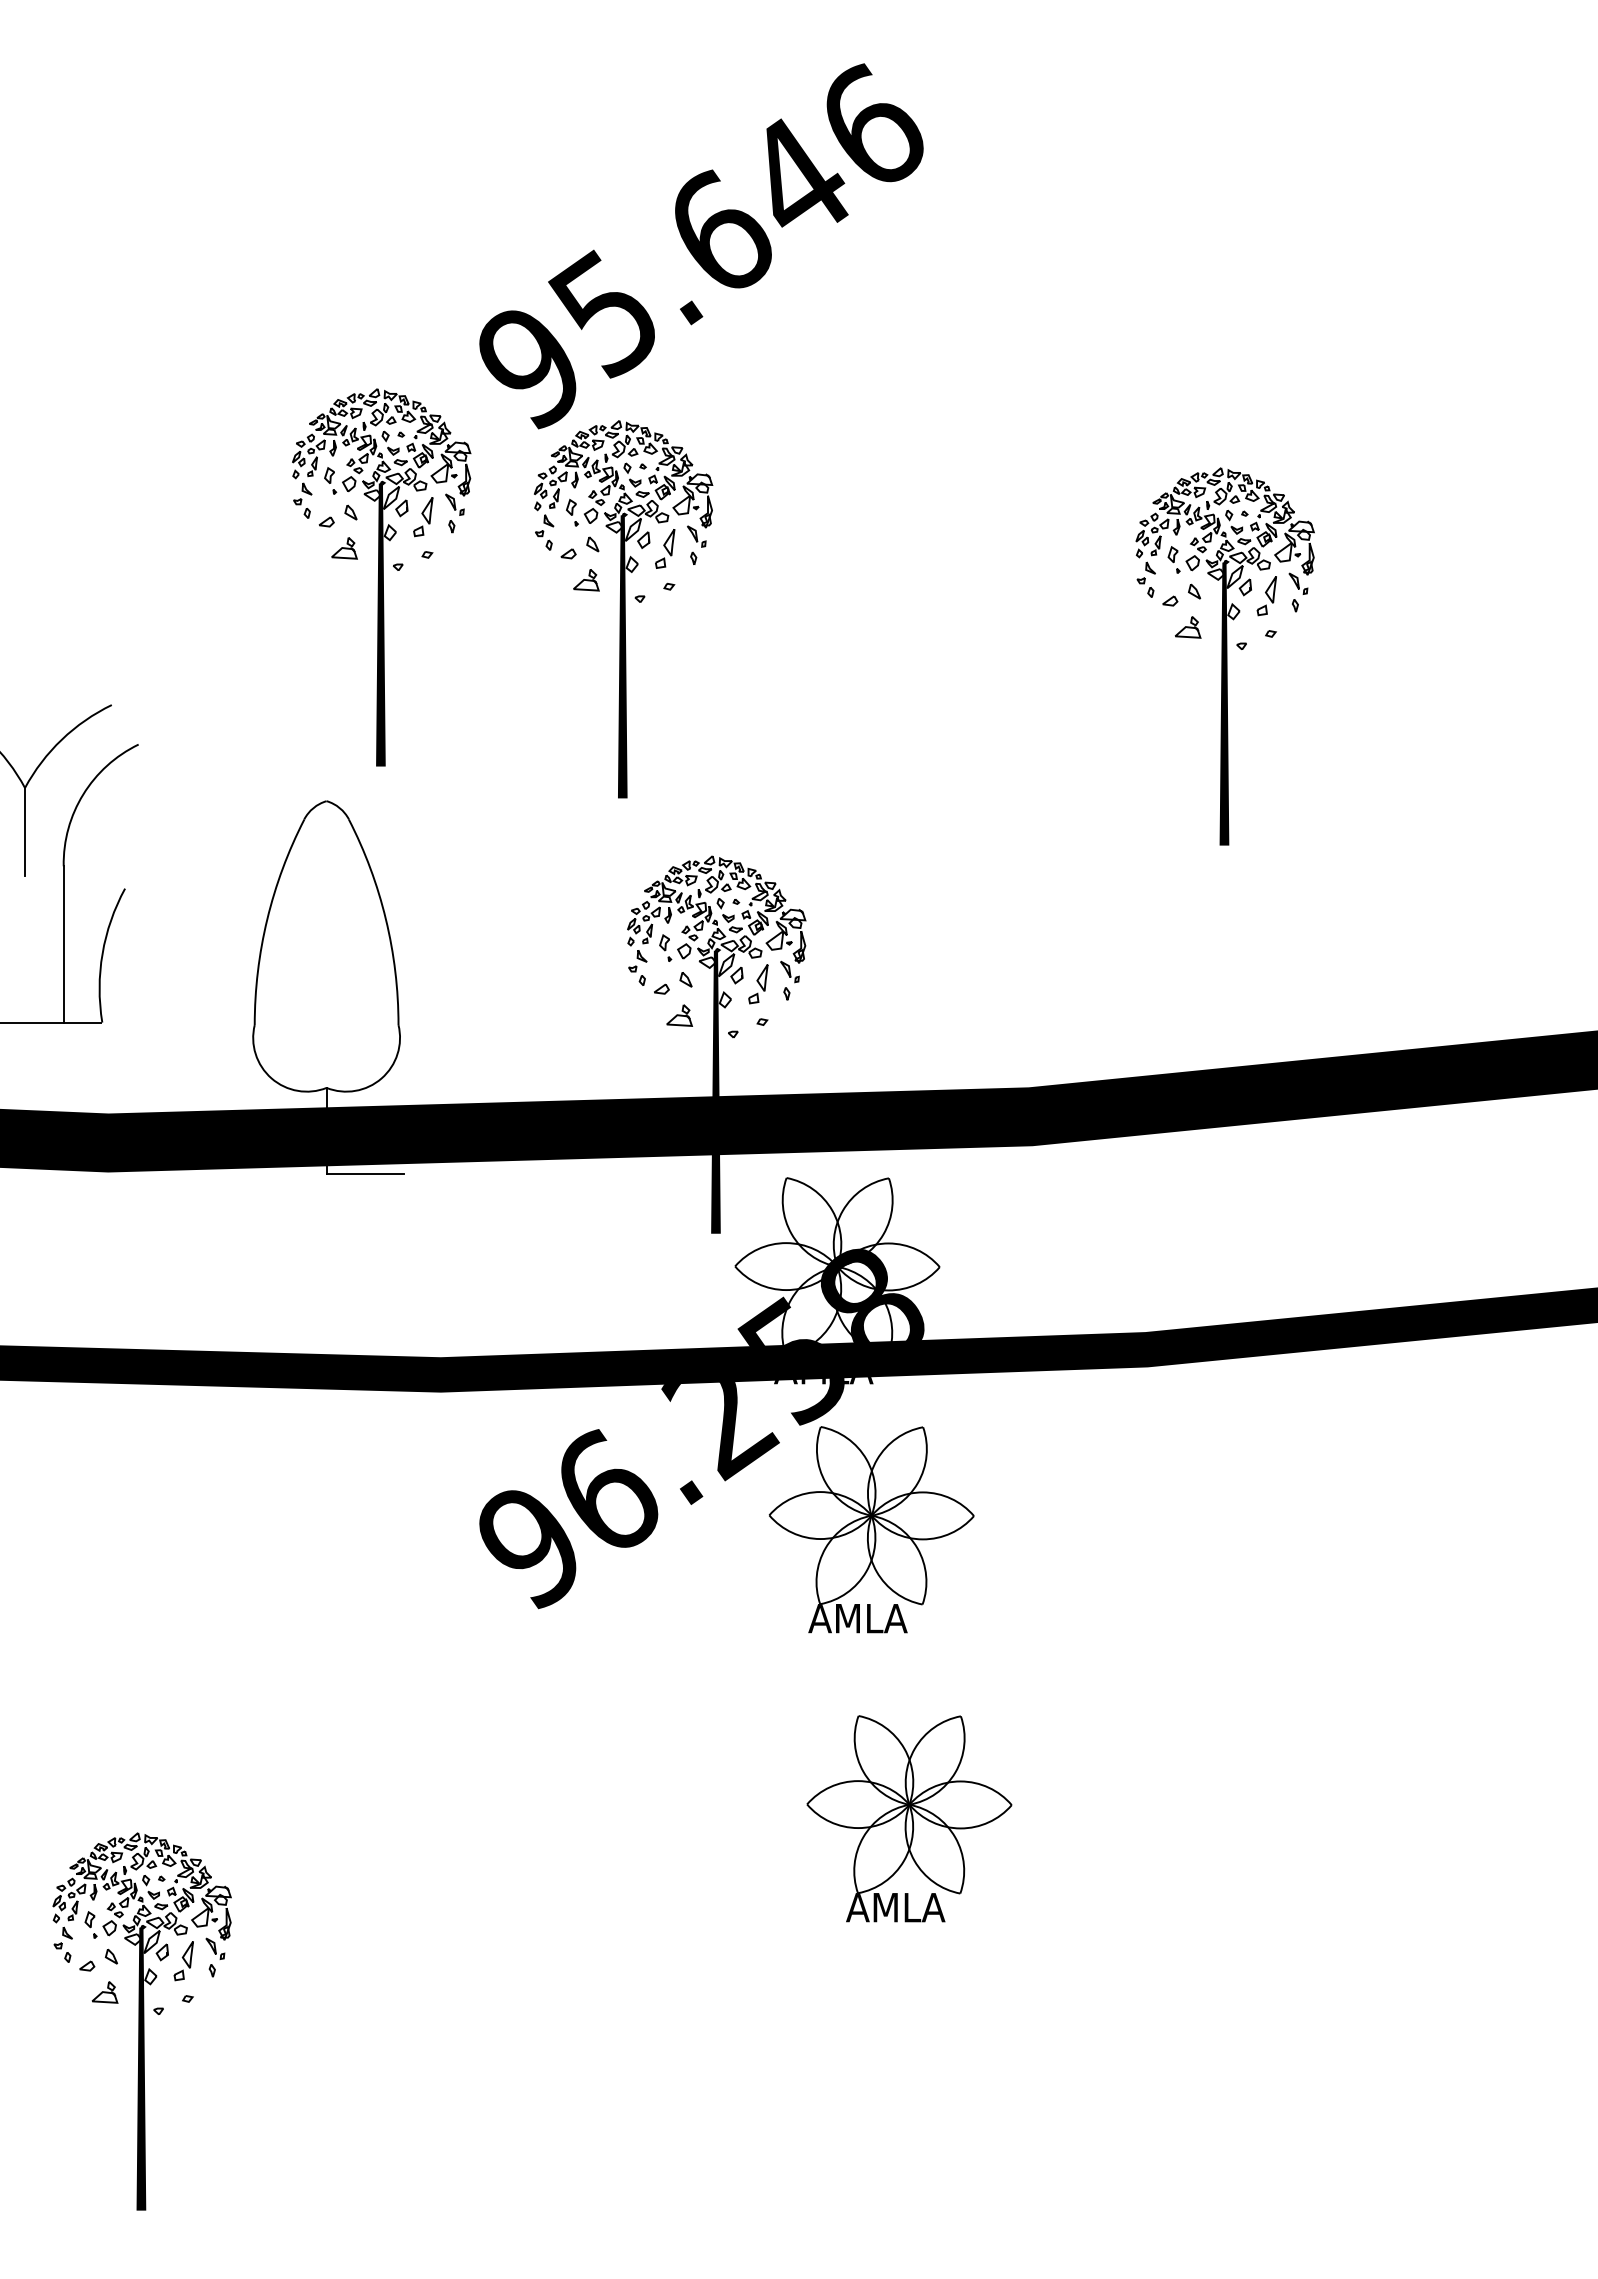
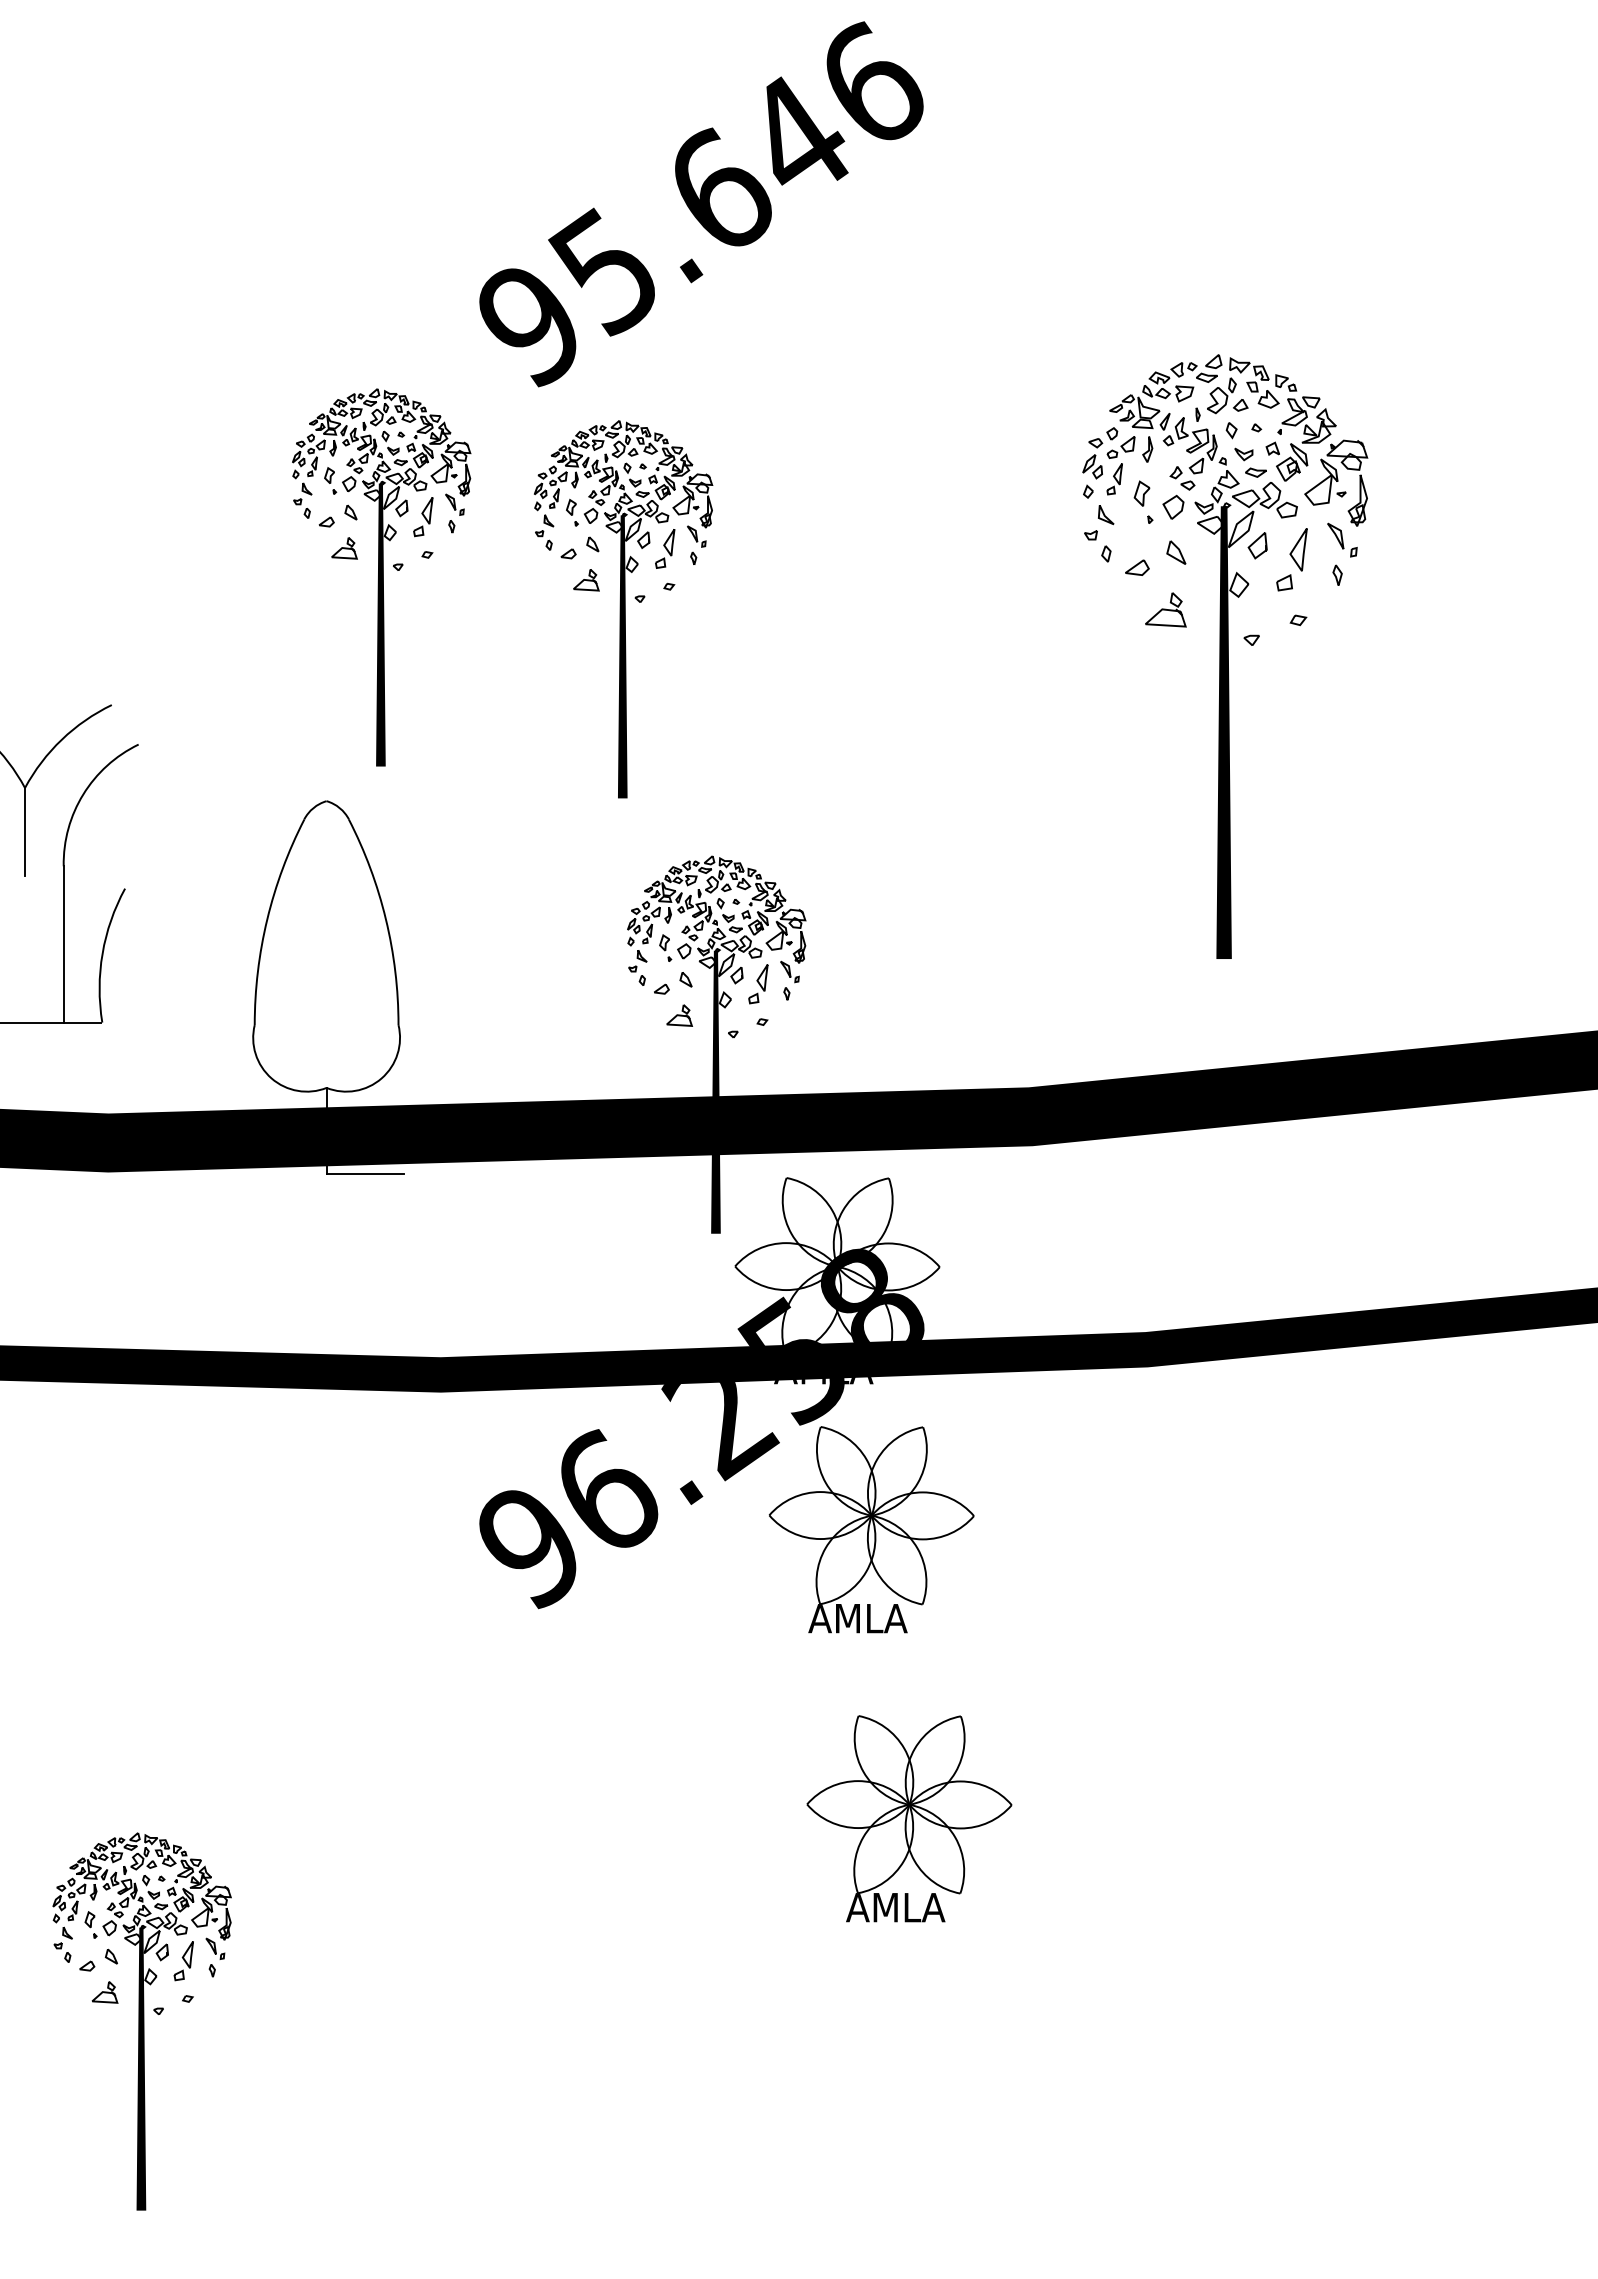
text position: (701, 246) -> (701, 204) (701, 204)
part size: 180x379 px -> 287x605 px (1225, 656)
